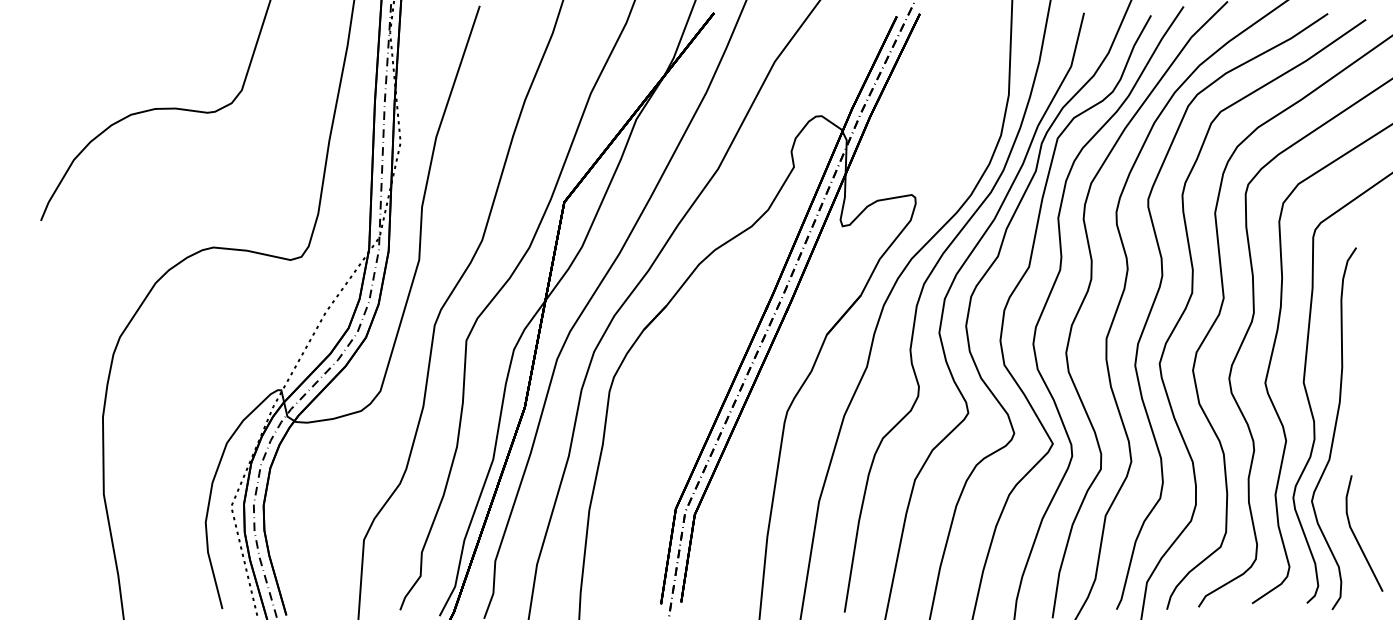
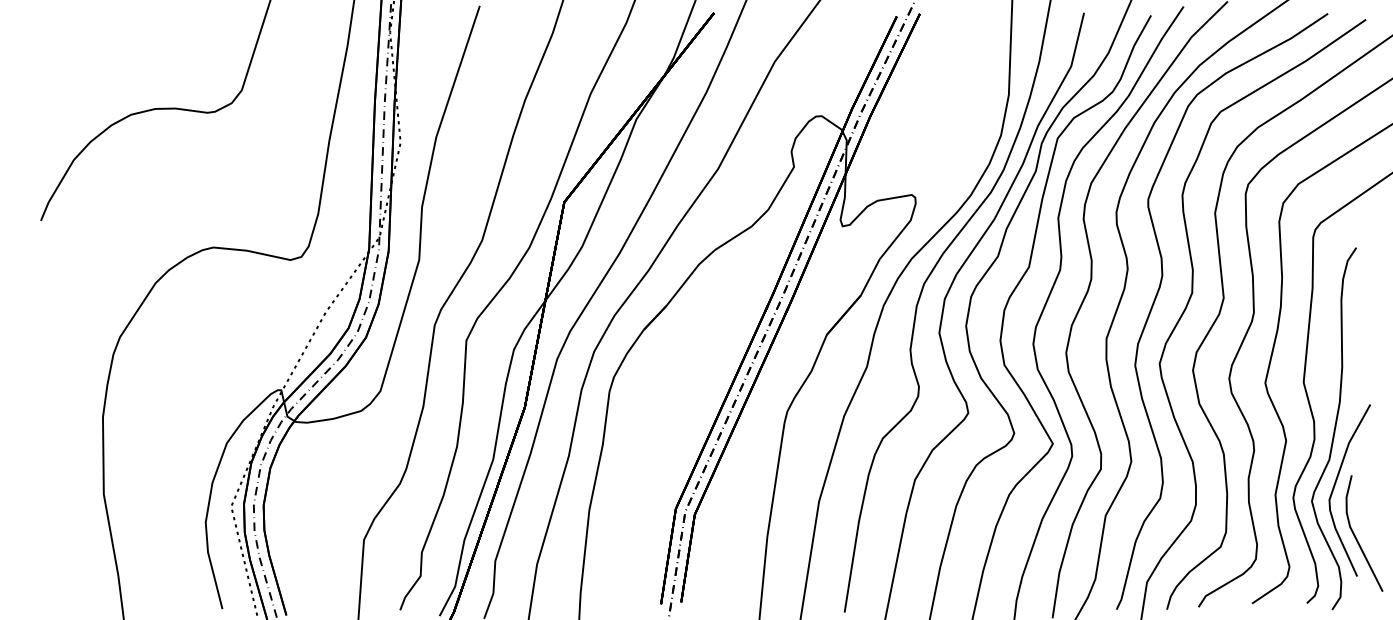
curve: none -> present (1335, 486)
